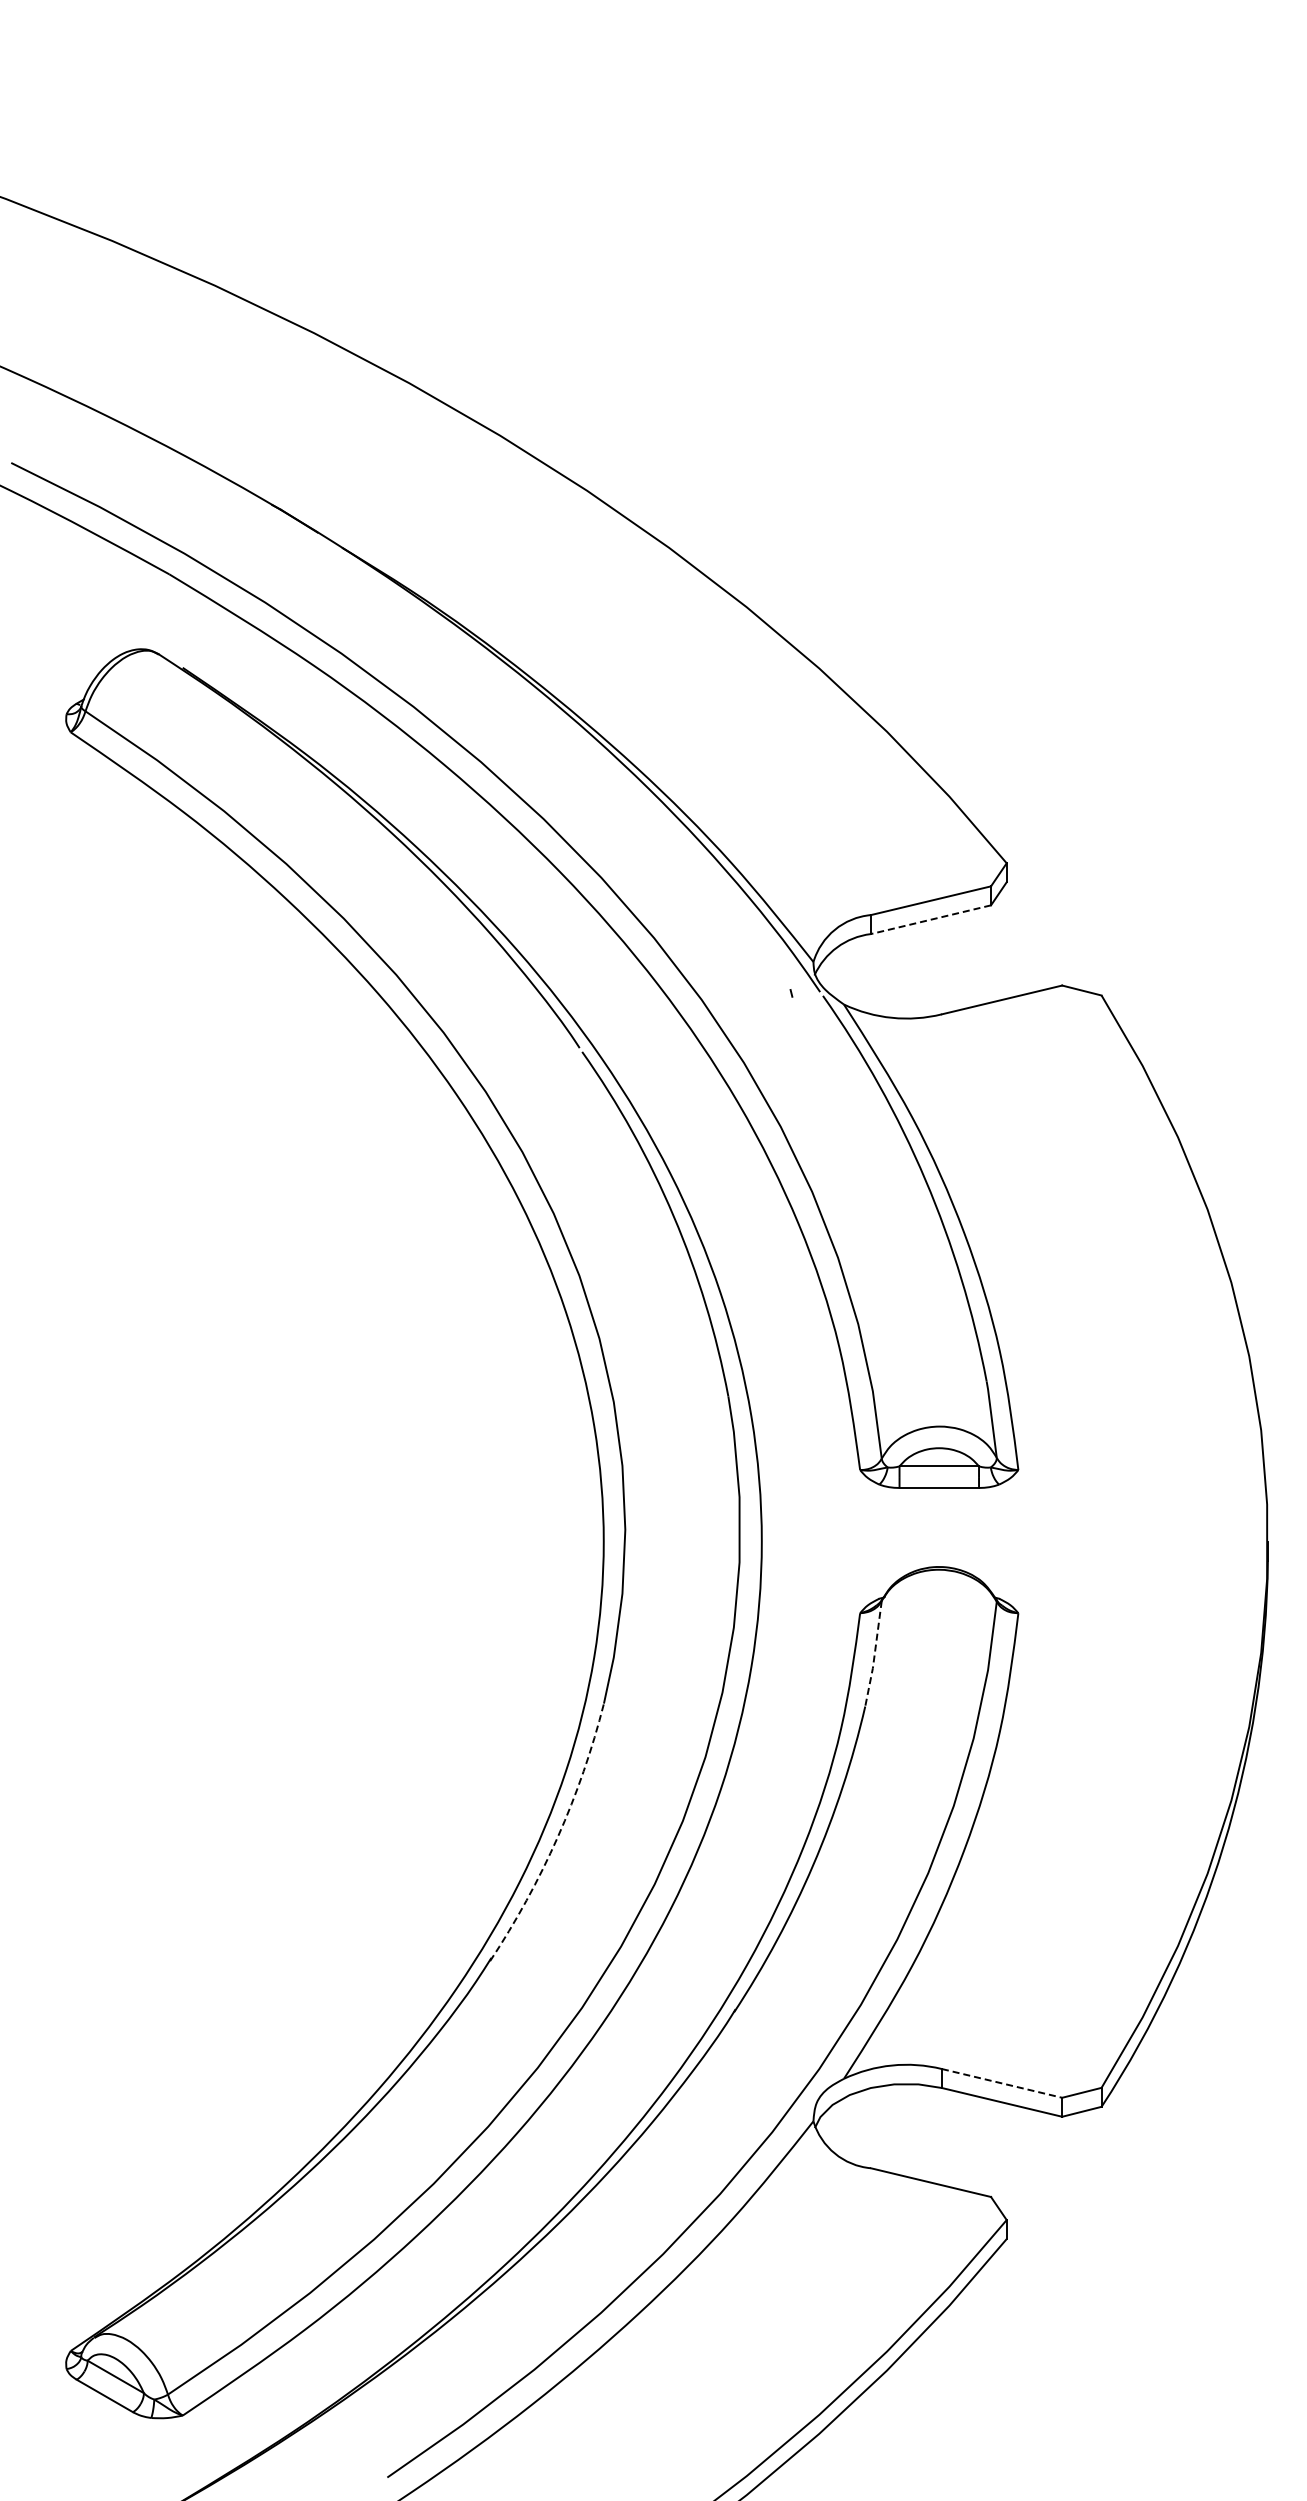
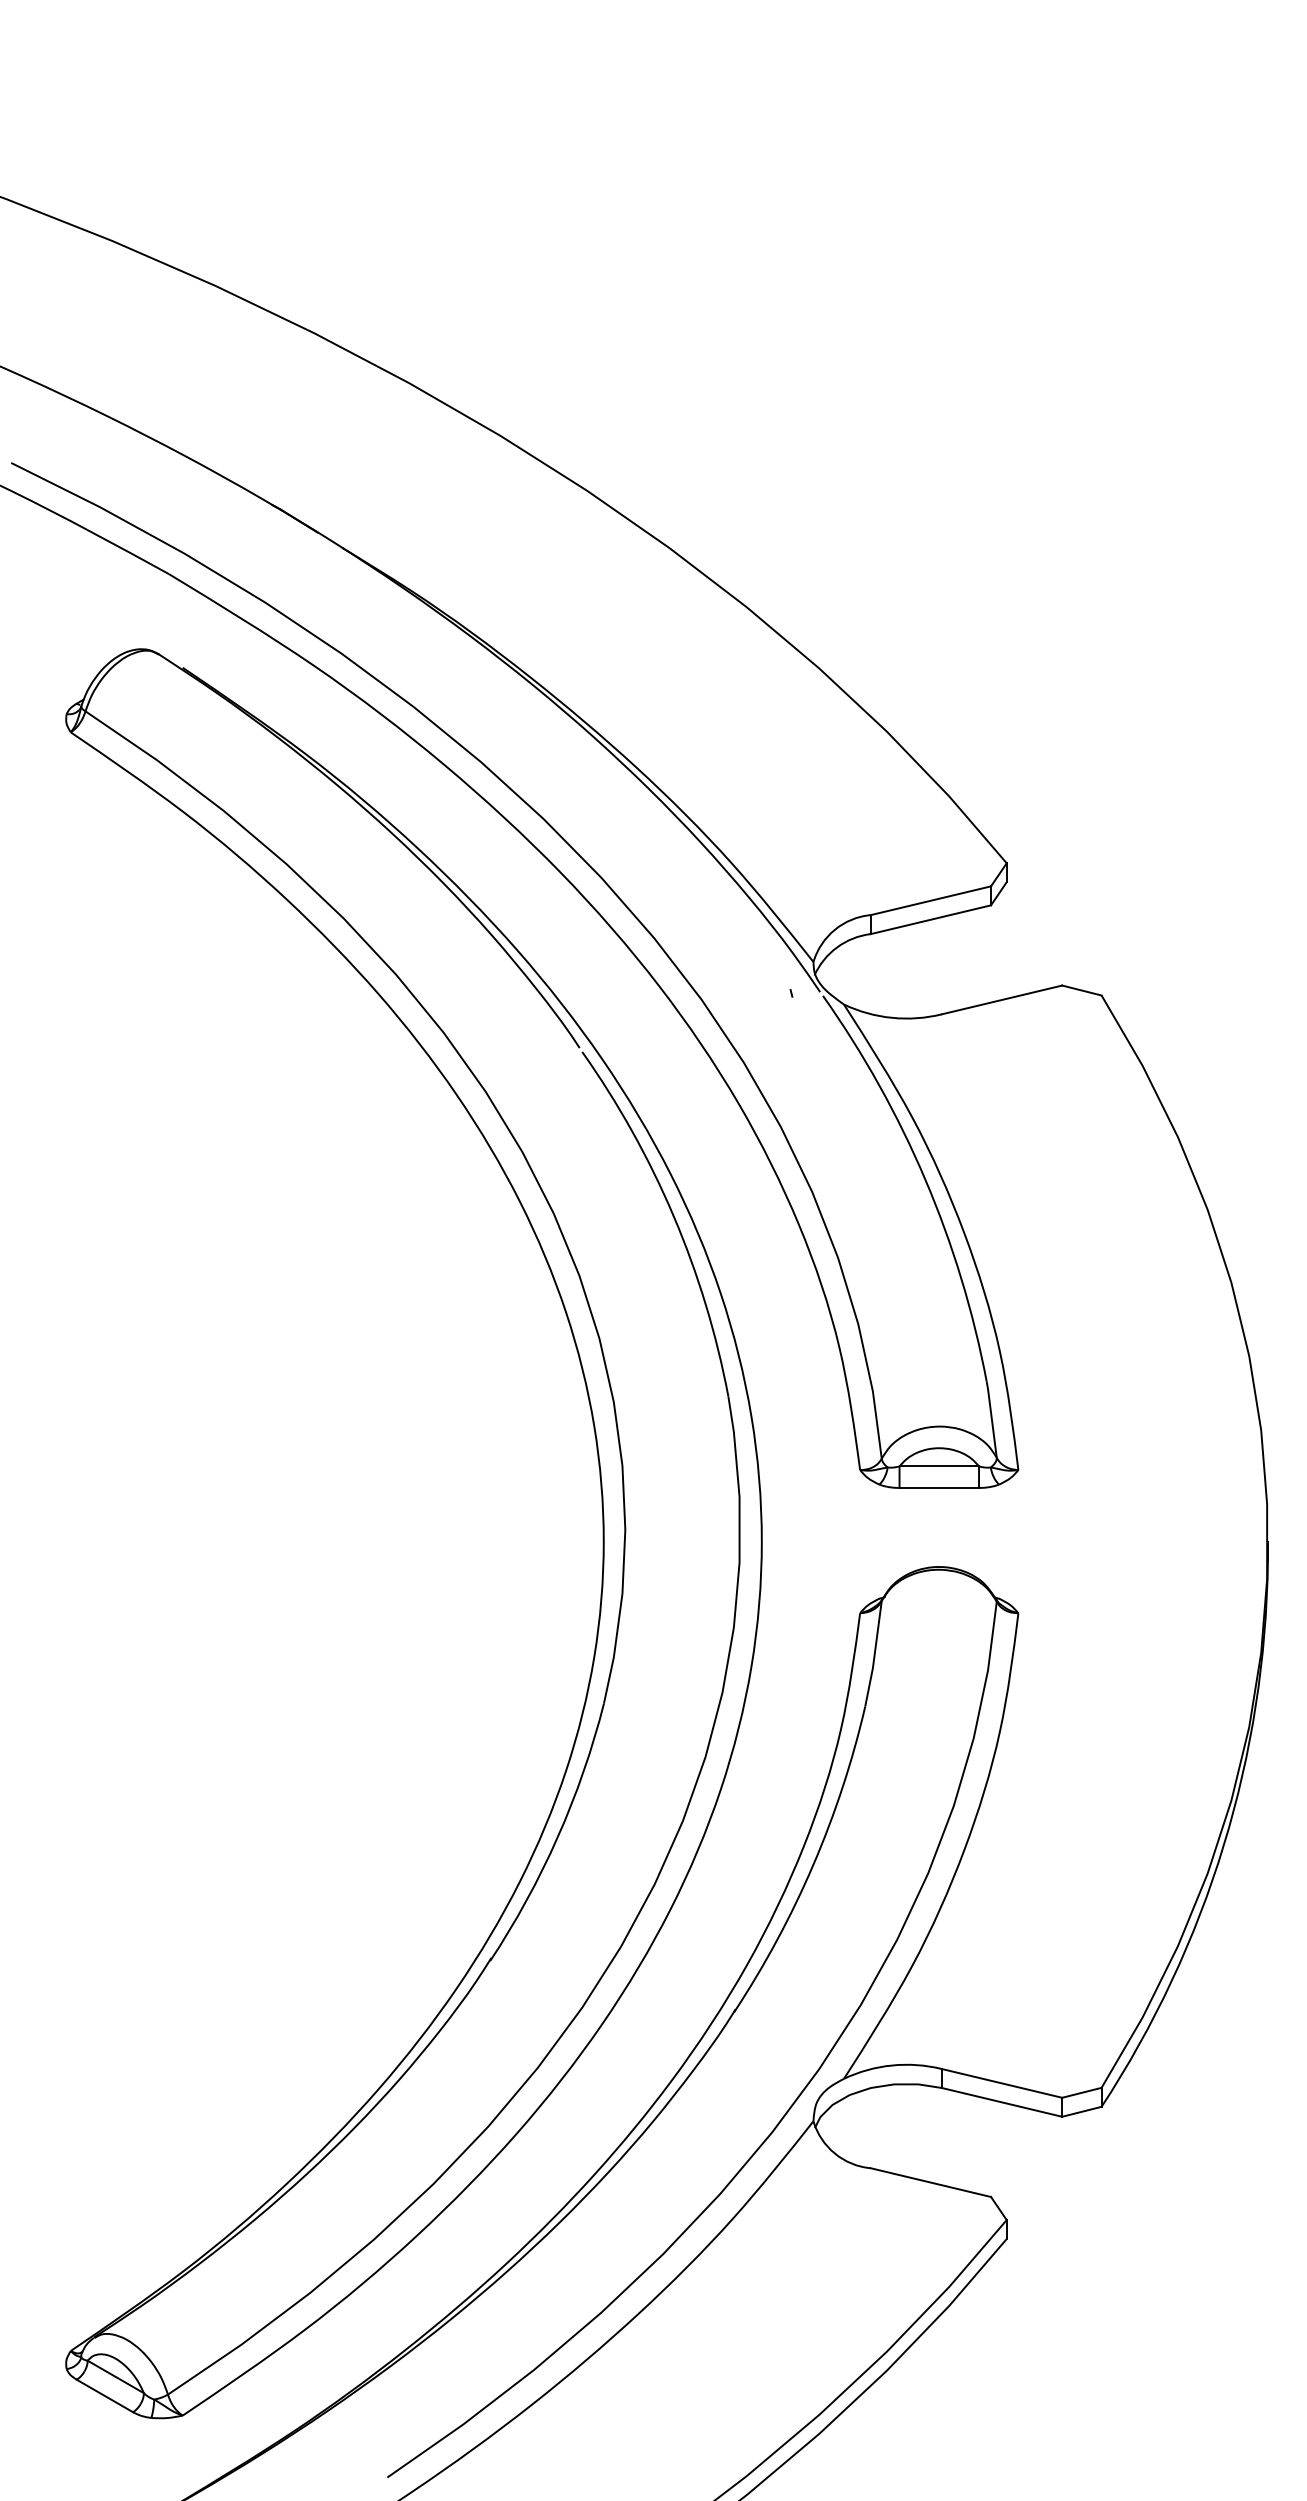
line: dashed -> solid (930, 919)
line: dashed -> solid (874, 1654)
arc: dashed -> solid (557, 1837)
line: dashed -> solid (1002, 2083)
